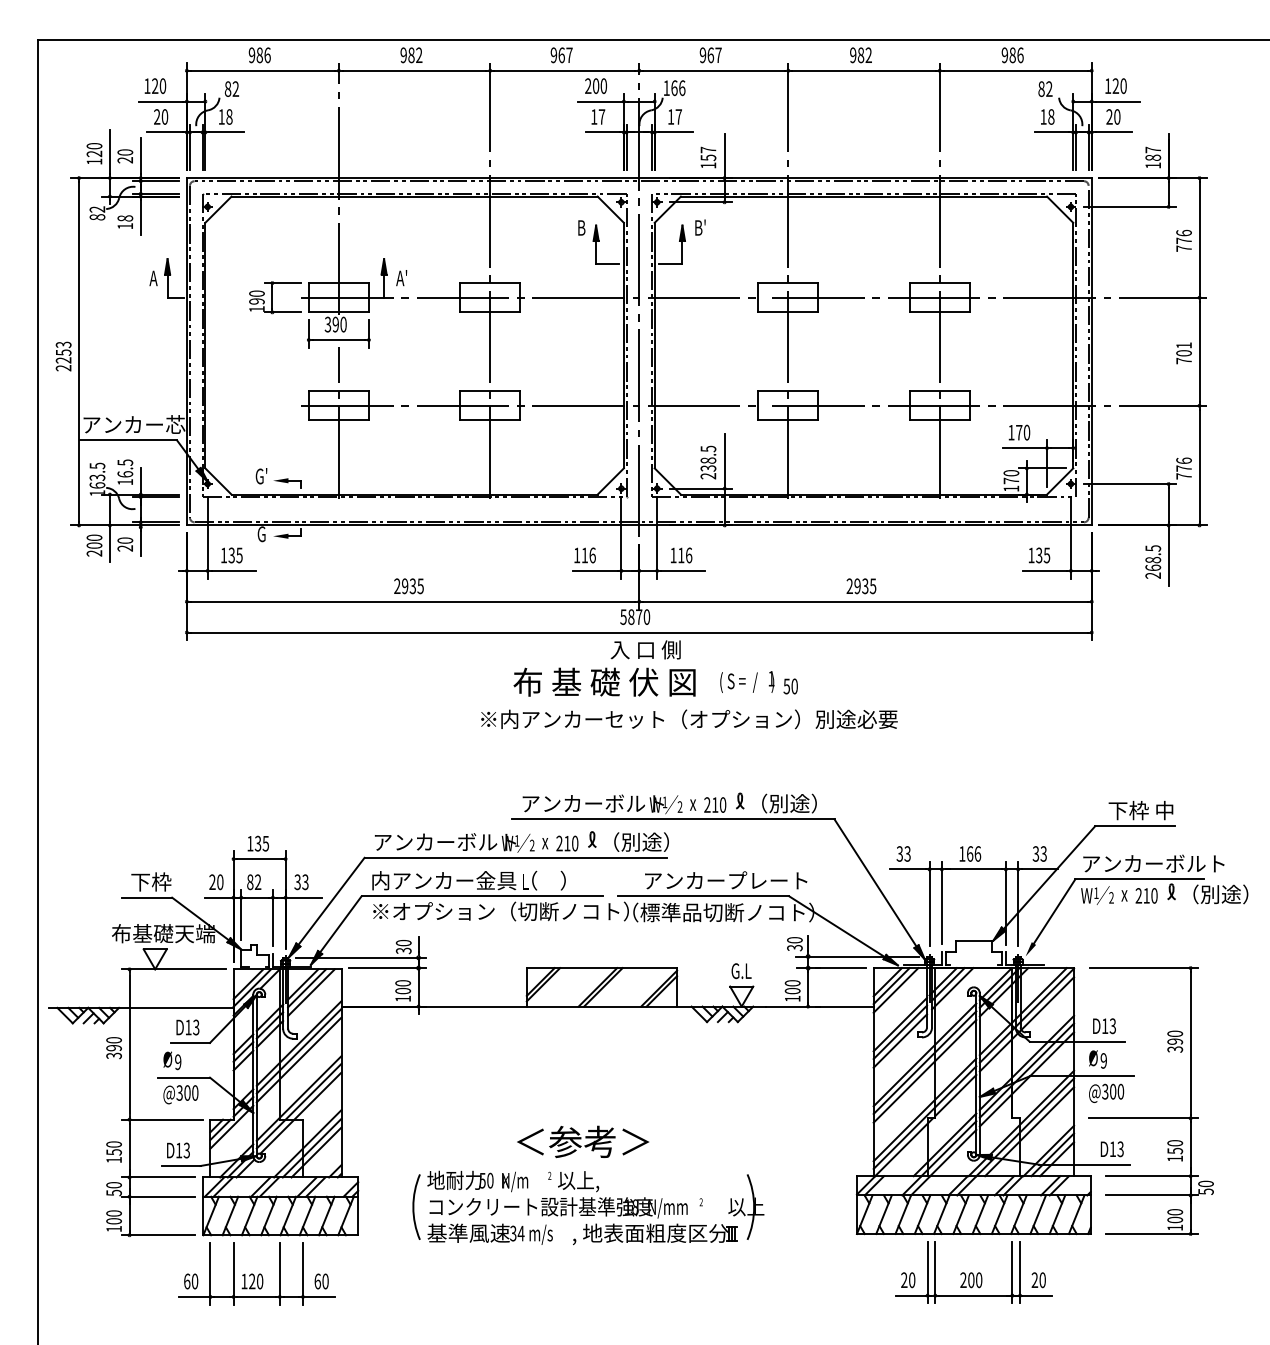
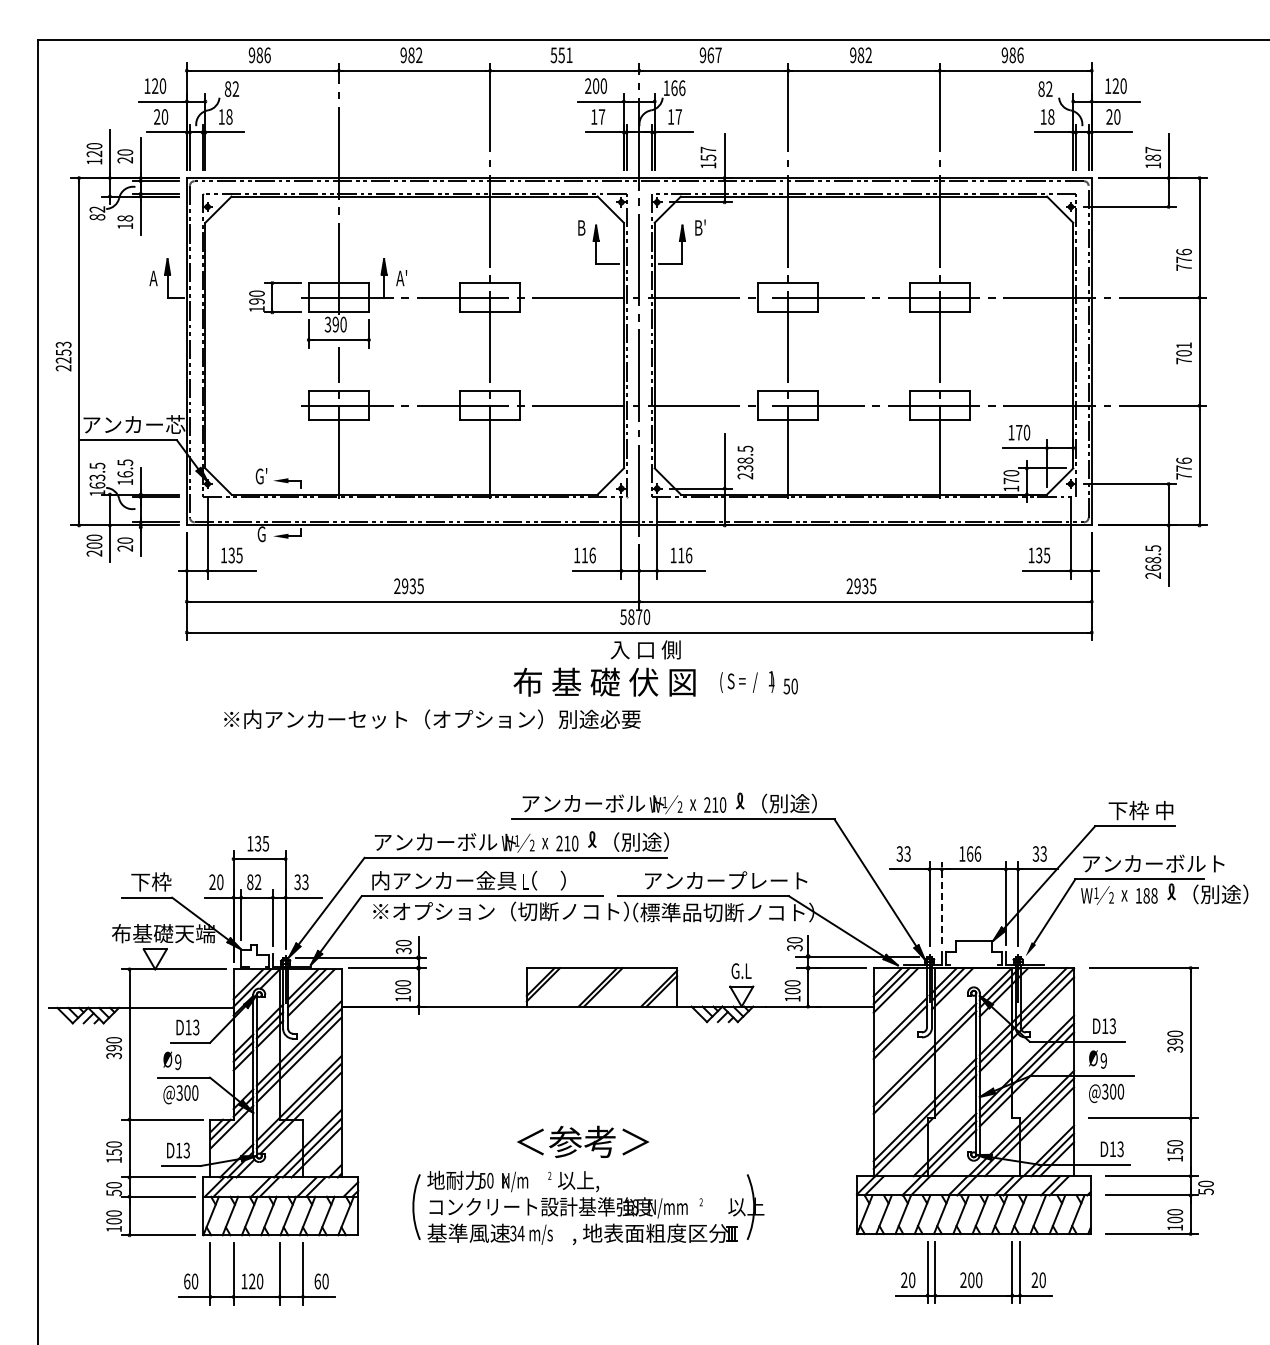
text: 967 -> 551 (561, 55)
text position: (1183, 240) -> (1183, 259) (1183, 259)
text position: (708, 462) -> (745, 462) (745, 462)
text position: (689, 719) -> (432, 719) (432, 719)
text: 210 -> 188 (1146, 895)
line: solid -> dashed (941, 902)
line: present -> none (900, 1040)
line: present -> none (924, 1071)
